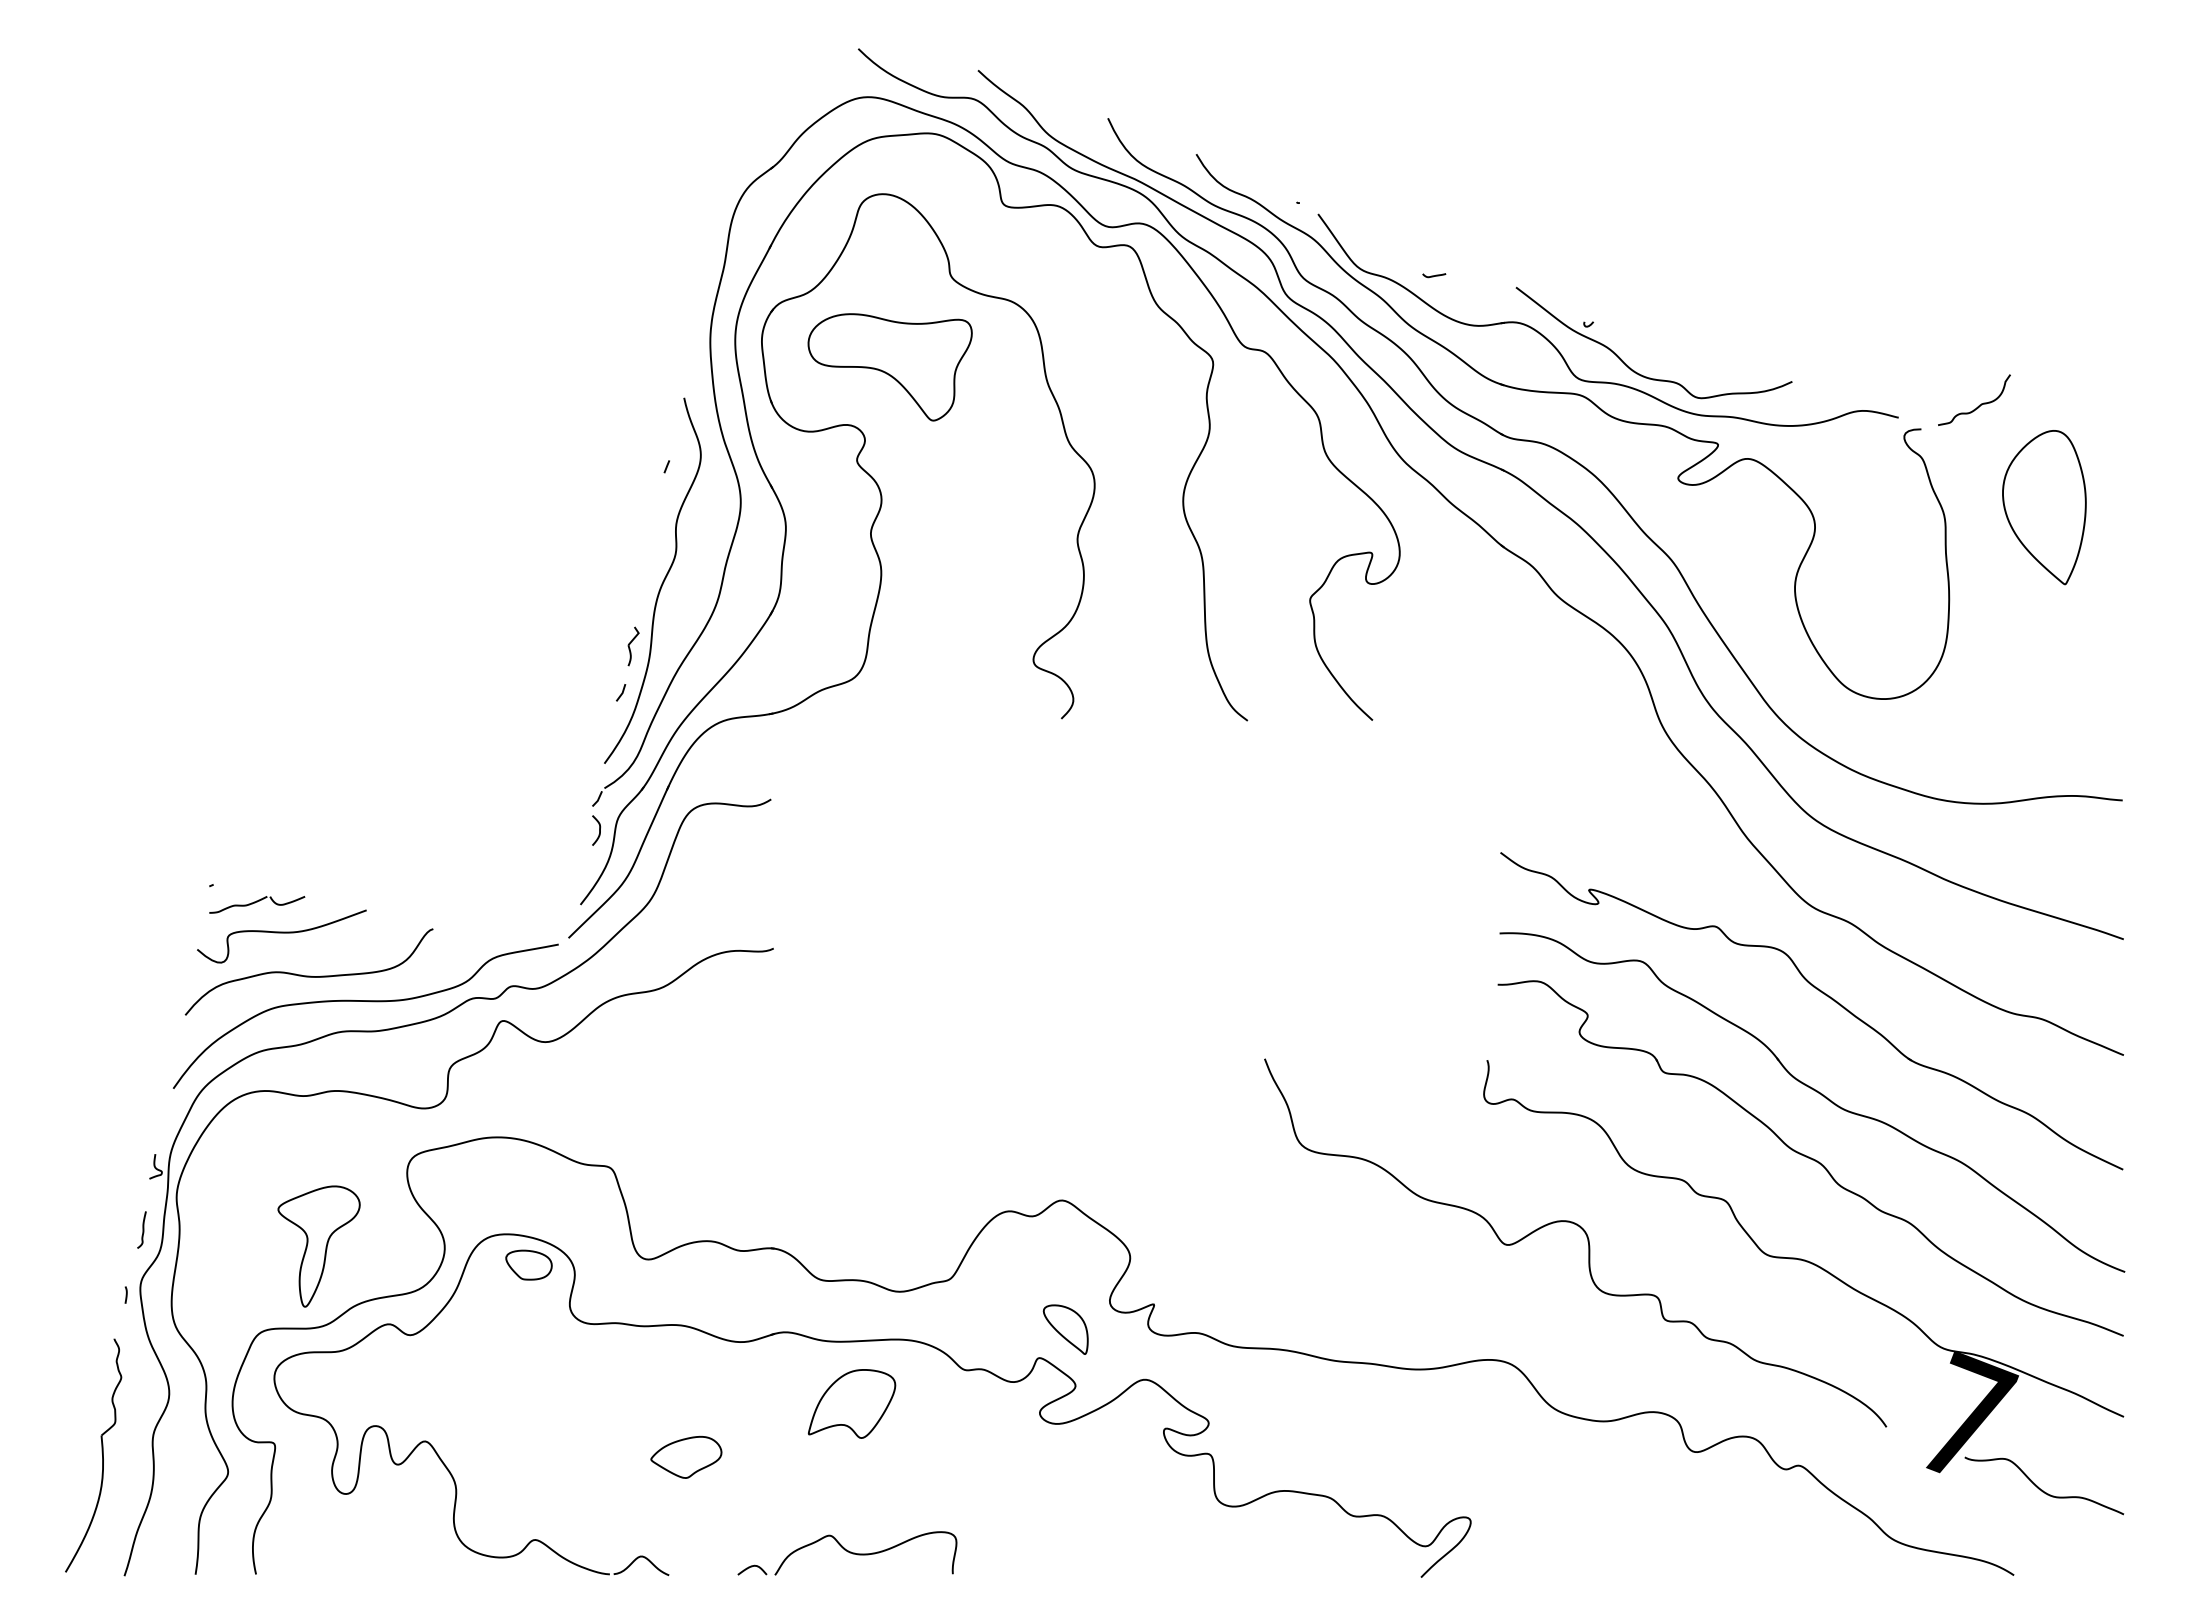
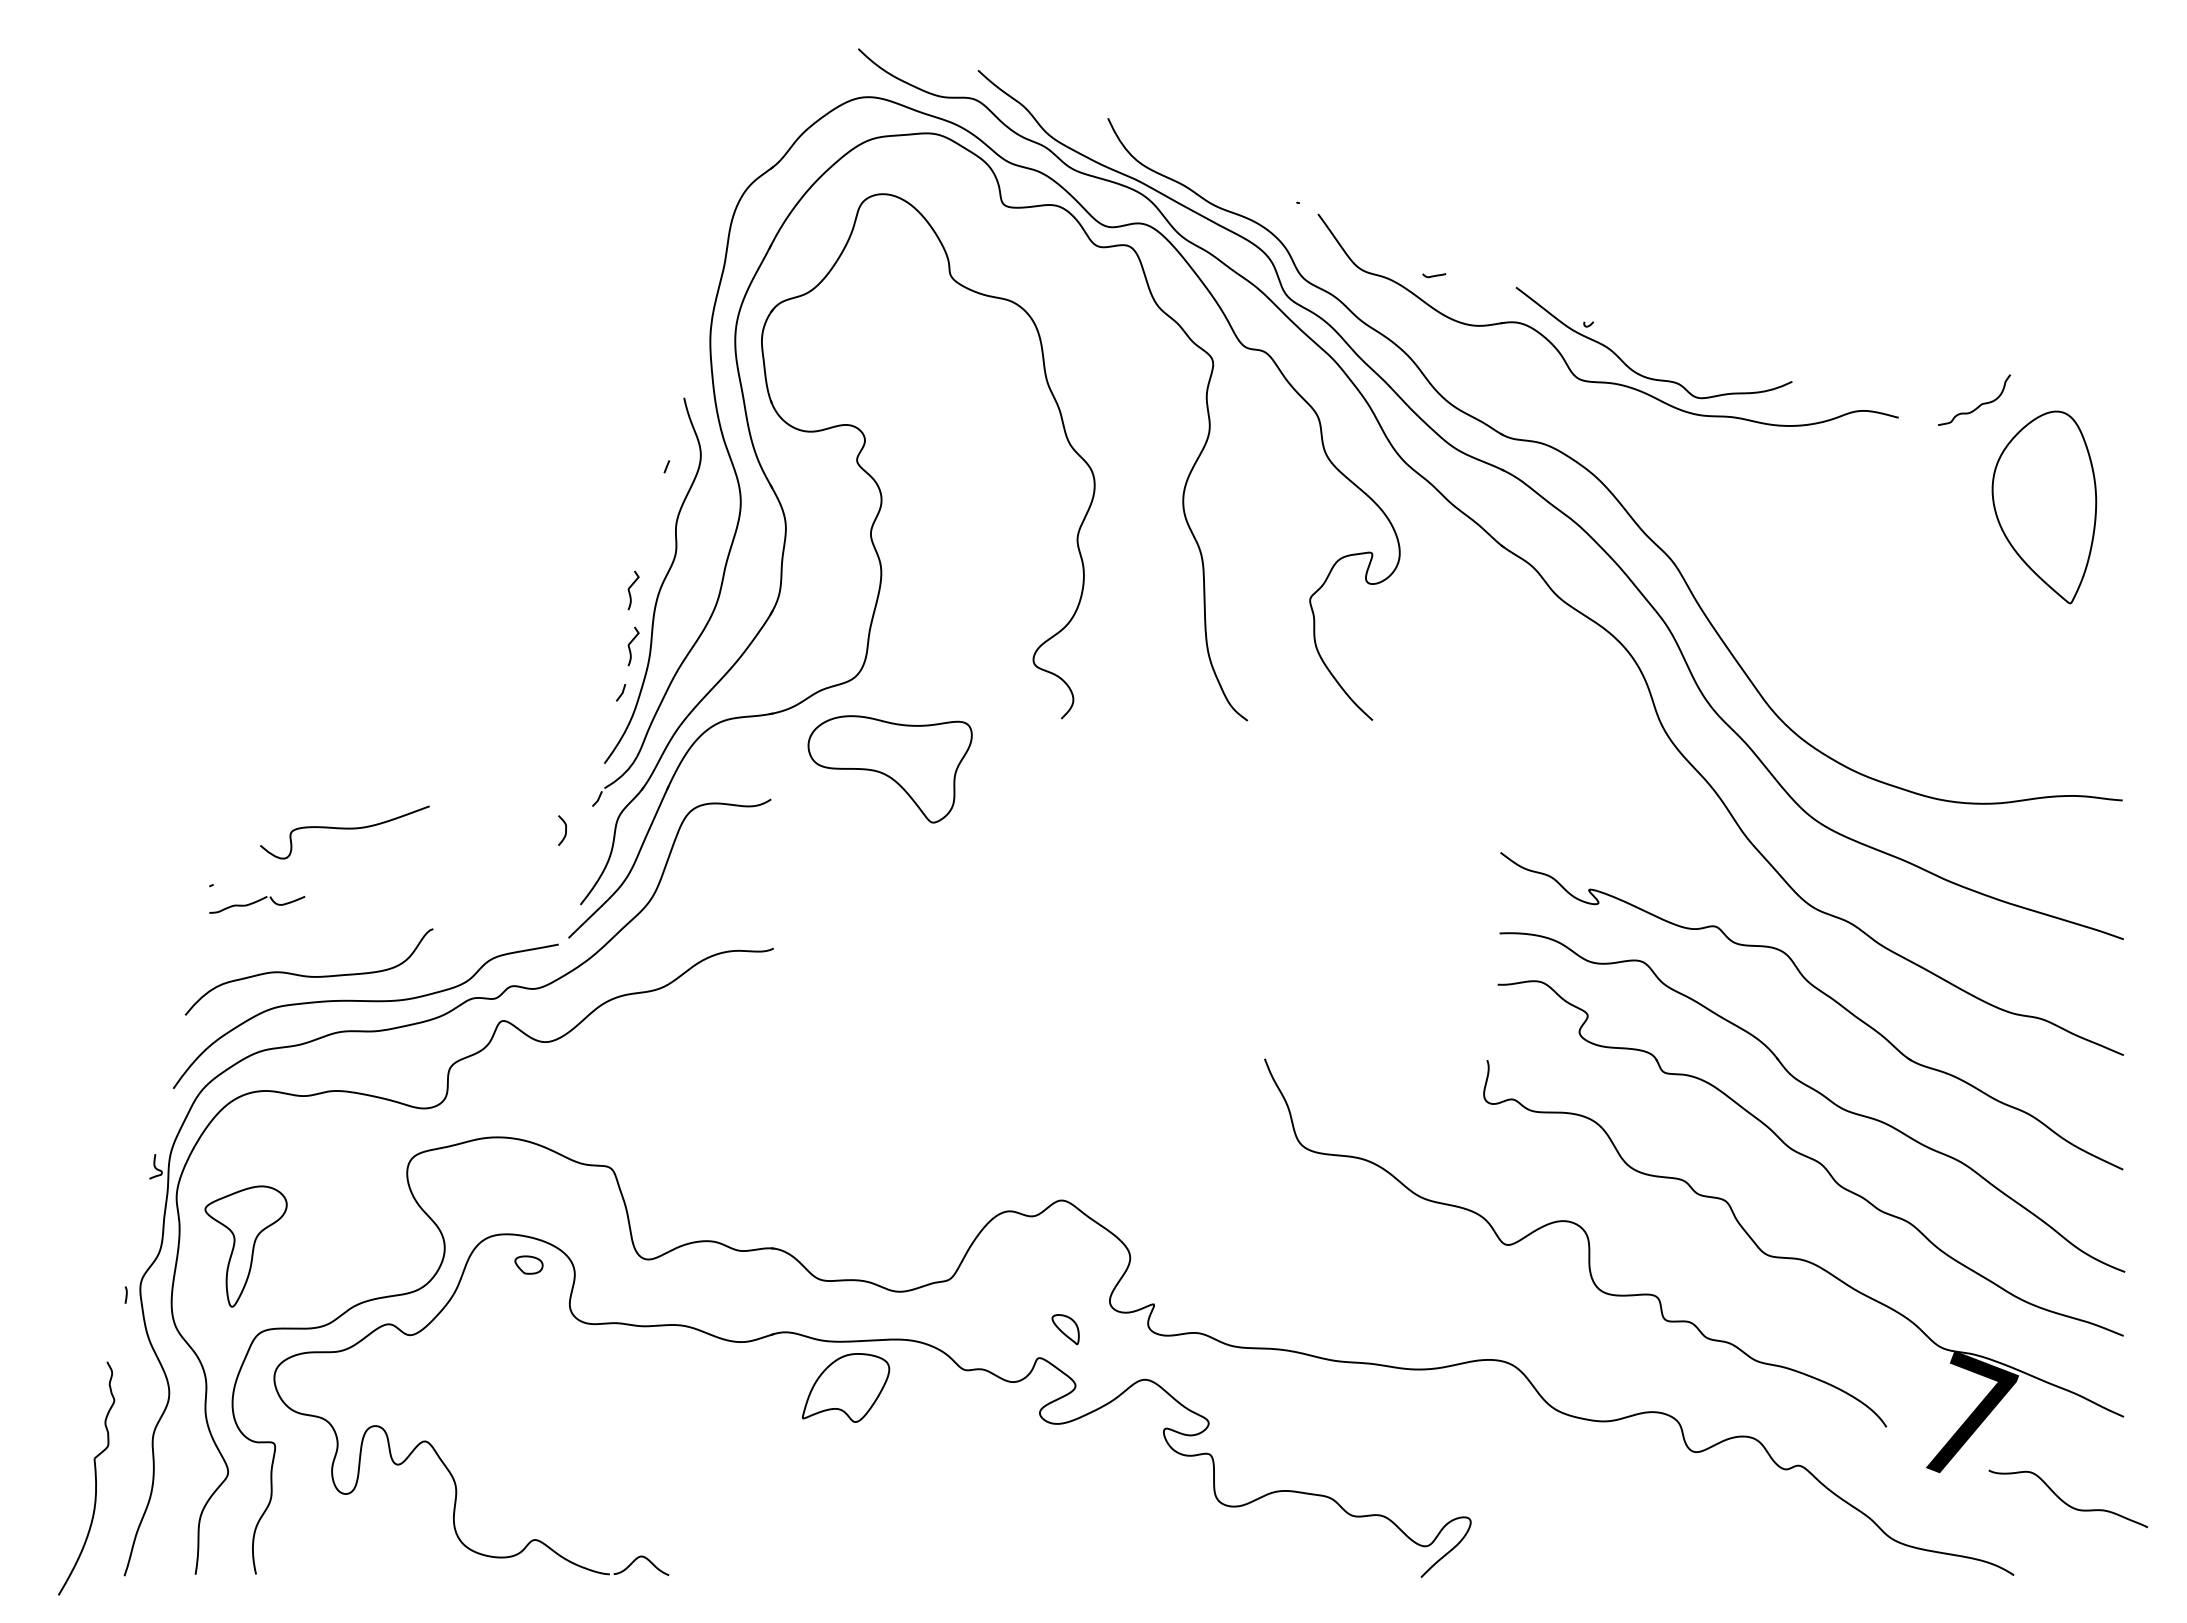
part position: (889, 367) -> (889, 769) (889, 769)
part: present -> none (1590, 402)
part size: 85x156 px -> 107x195 px (2044, 507)
part: none -> present (633, 590)
curve position: (599, 830) -> (565, 830) (565, 830)
curve position: (281, 933) -> (344, 829) (344, 829)
curve: present -> none (142, 1229)
part position: (318, 1246) -> (245, 1246) (245, 1246)
part size: 48x32 px -> 30x20 px (528, 1264)
part size: 47x51 px -> 29x32 px (1065, 1329)
part position: (851, 1403) -> (845, 1387) (845, 1387)
part position: (101, 1452) -> (94, 1475) (94, 1475)
part: present -> none (686, 1457)
curve position: (2042, 1489) -> (2066, 1502) (2066, 1502)
part: present -> none (847, 1553)
